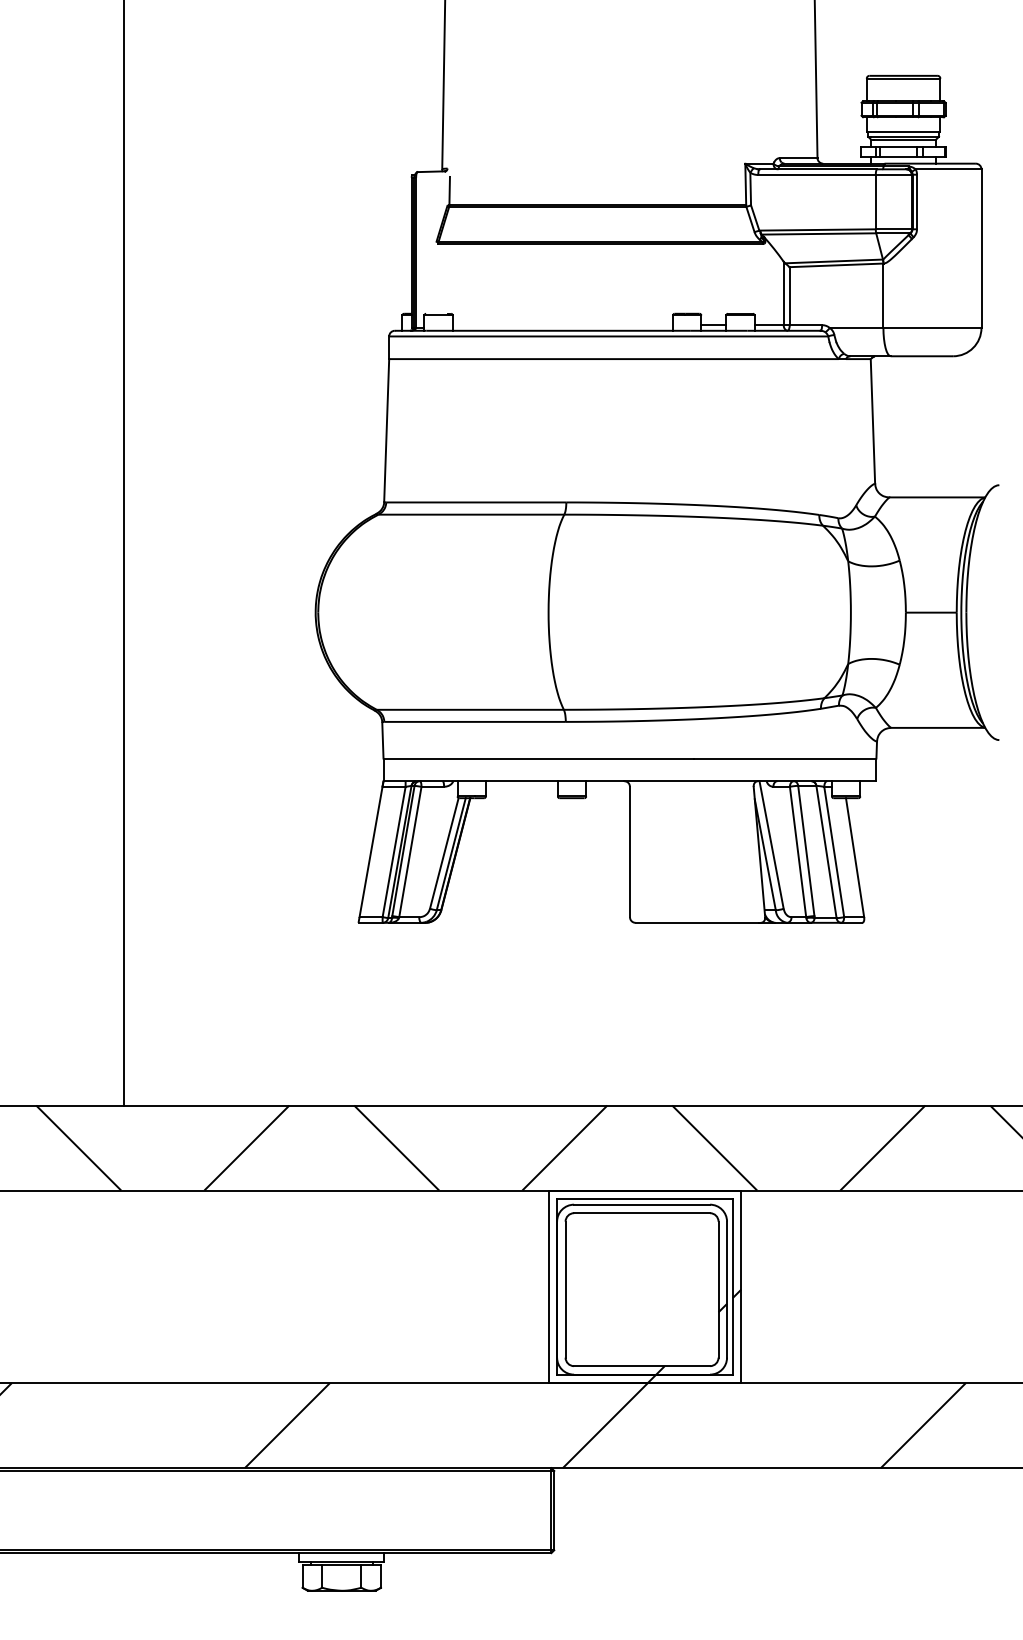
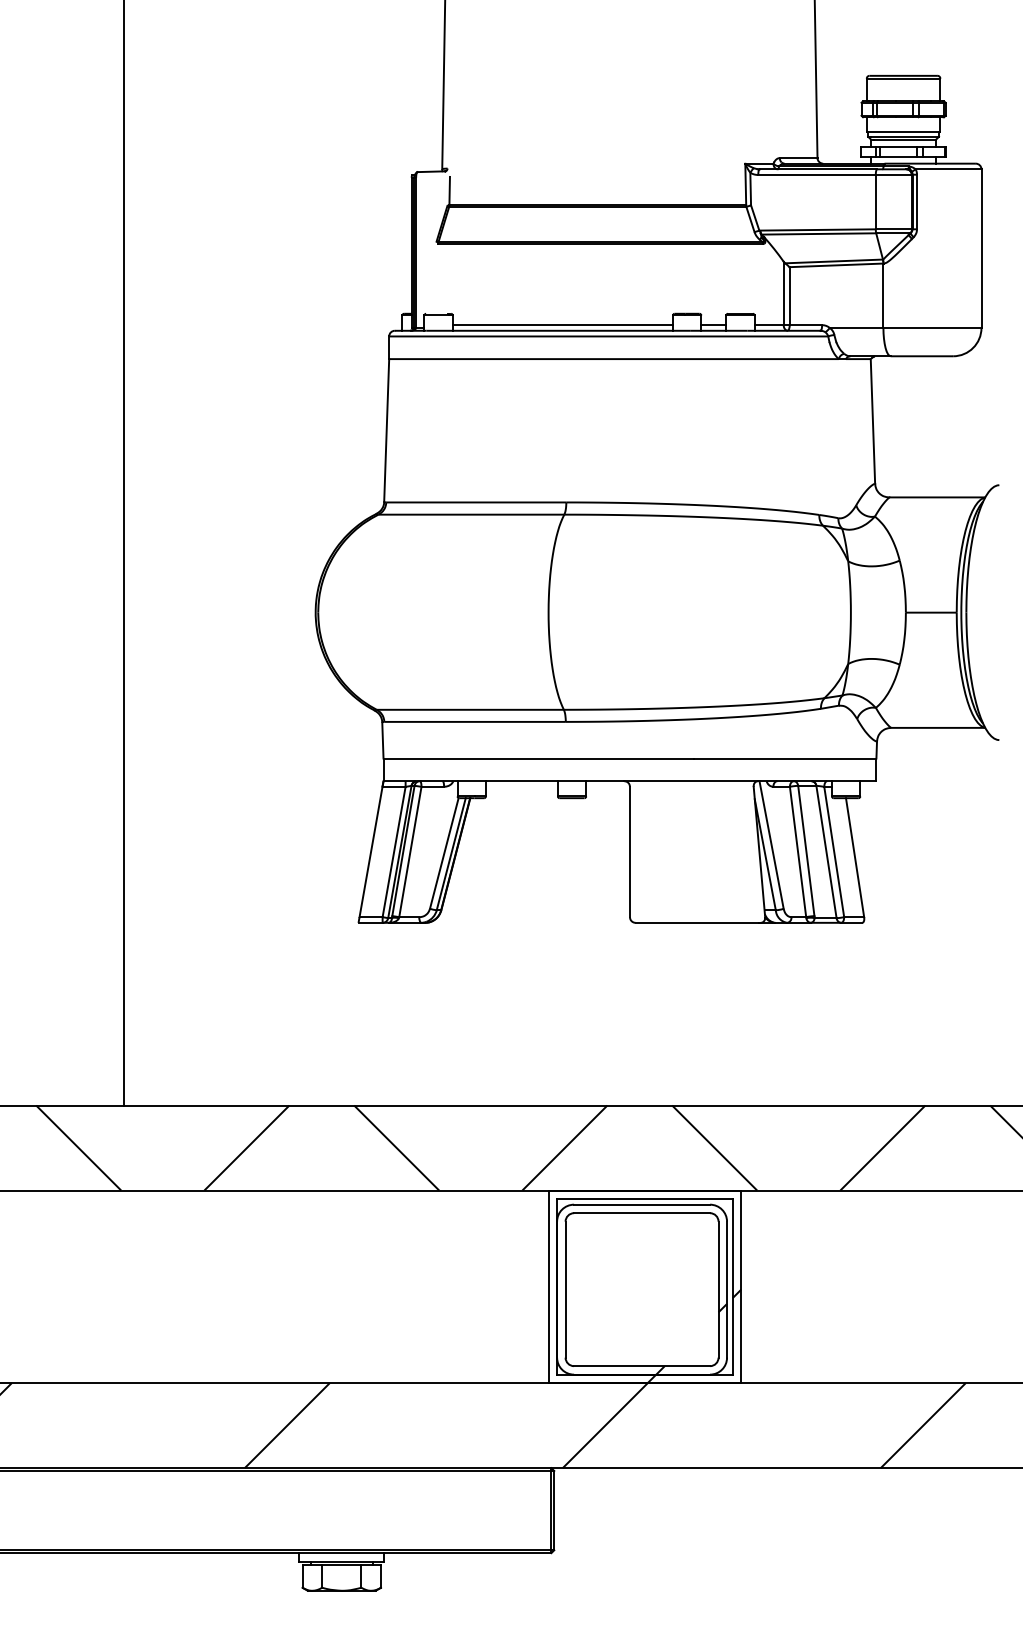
line: none -> present (562, 325)
